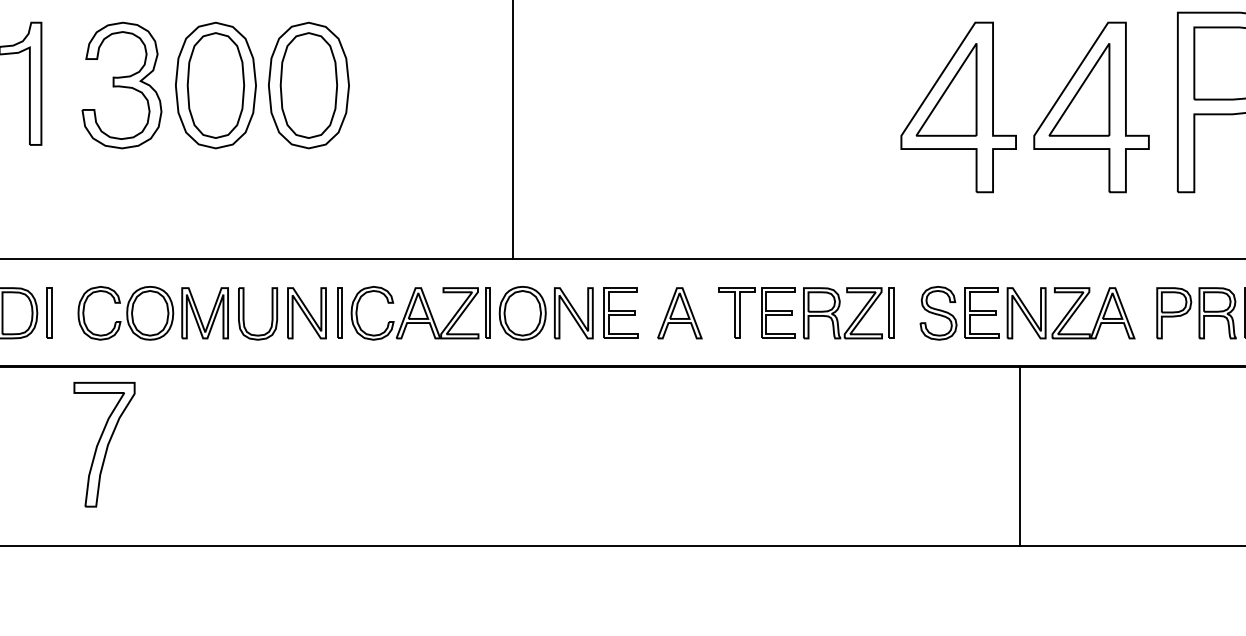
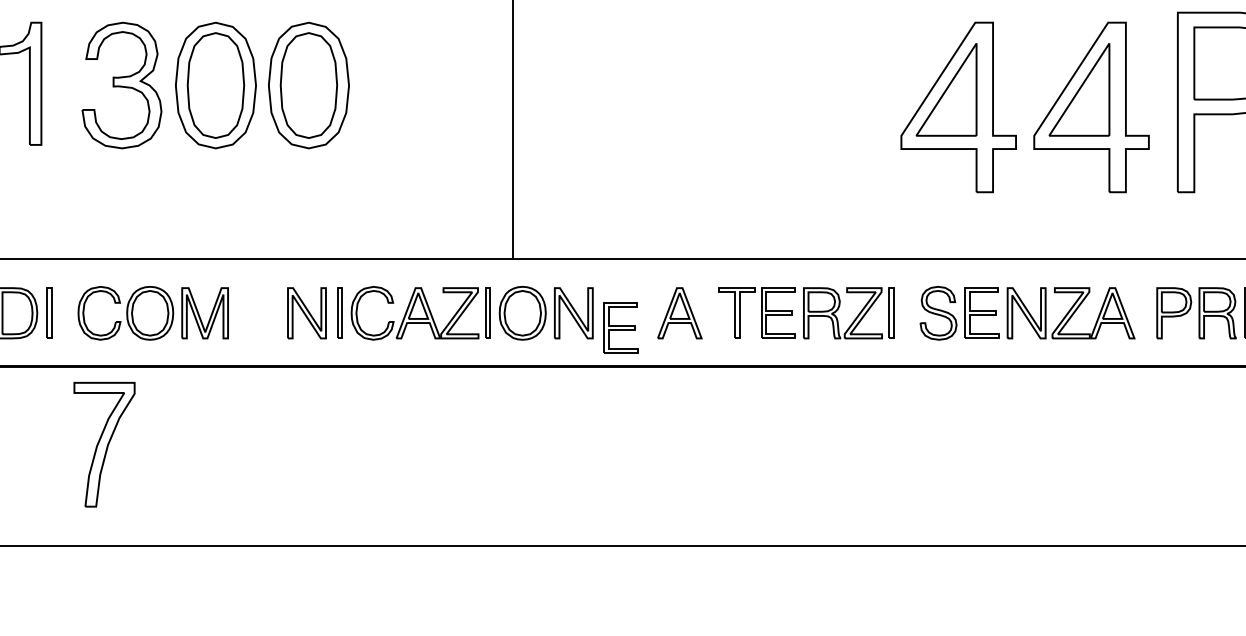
part position: (620, 312) -> (620, 327) (620, 327)
part: present -> none (271, 313)
line: present -> none (1019, 456)
